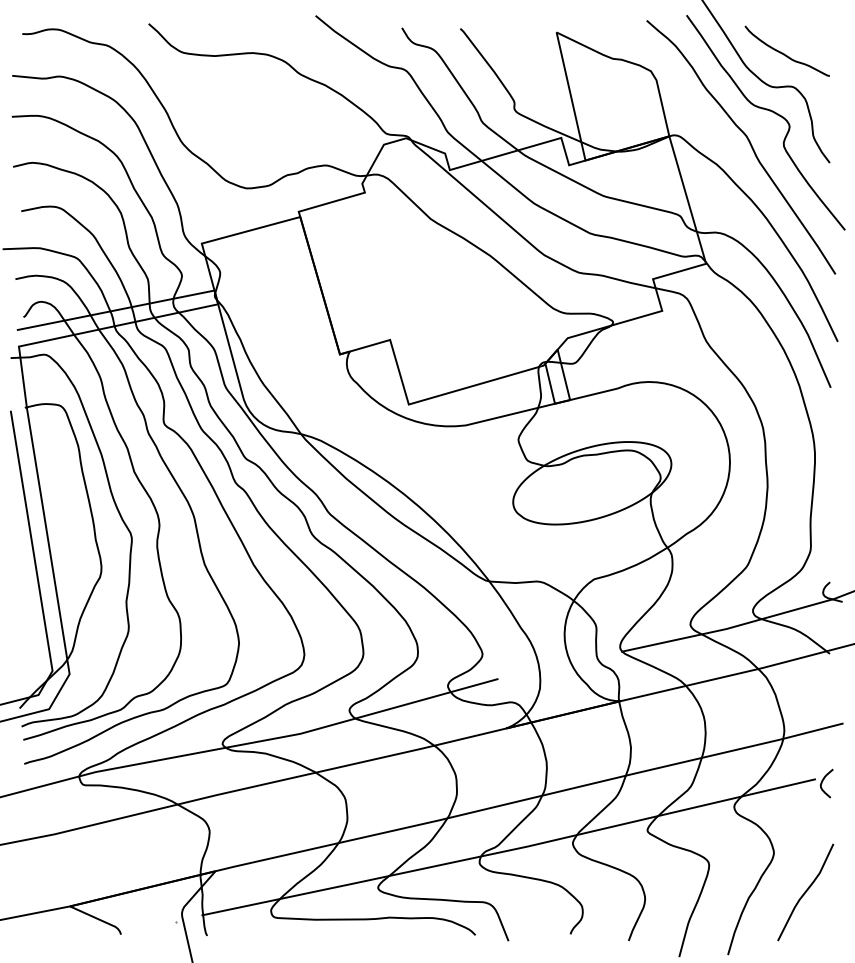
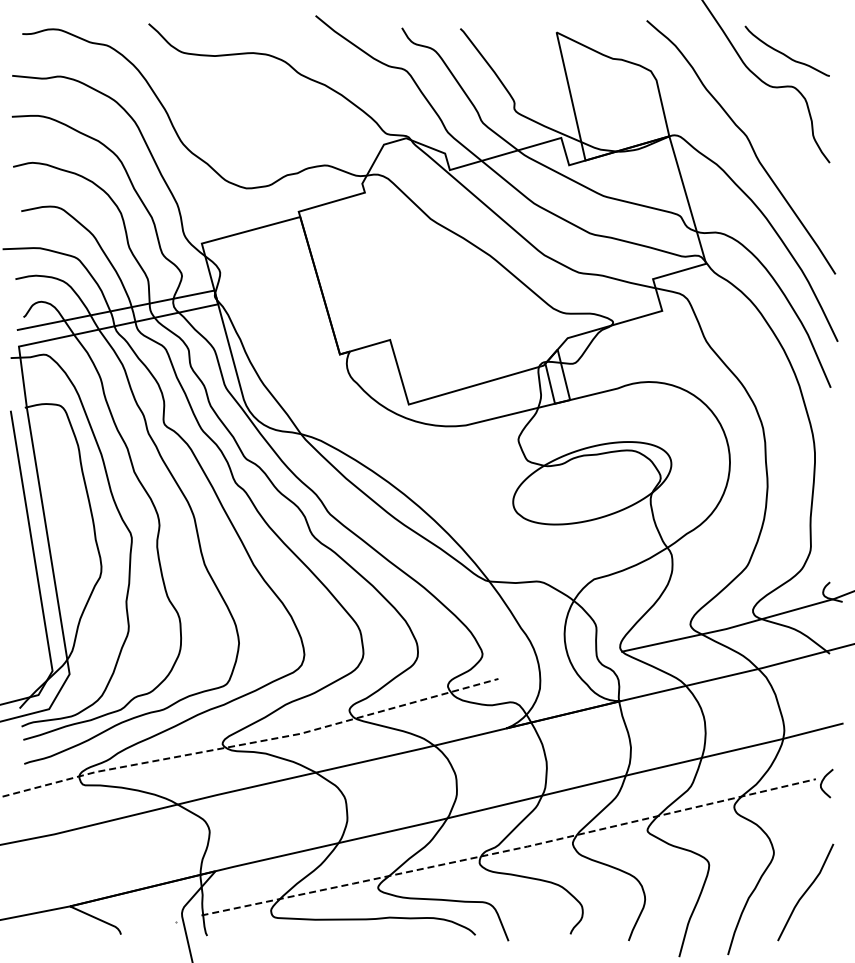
curve: present -> none (769, 111)
line: solid -> dashed (250, 743)
line: solid -> dashed (509, 850)
